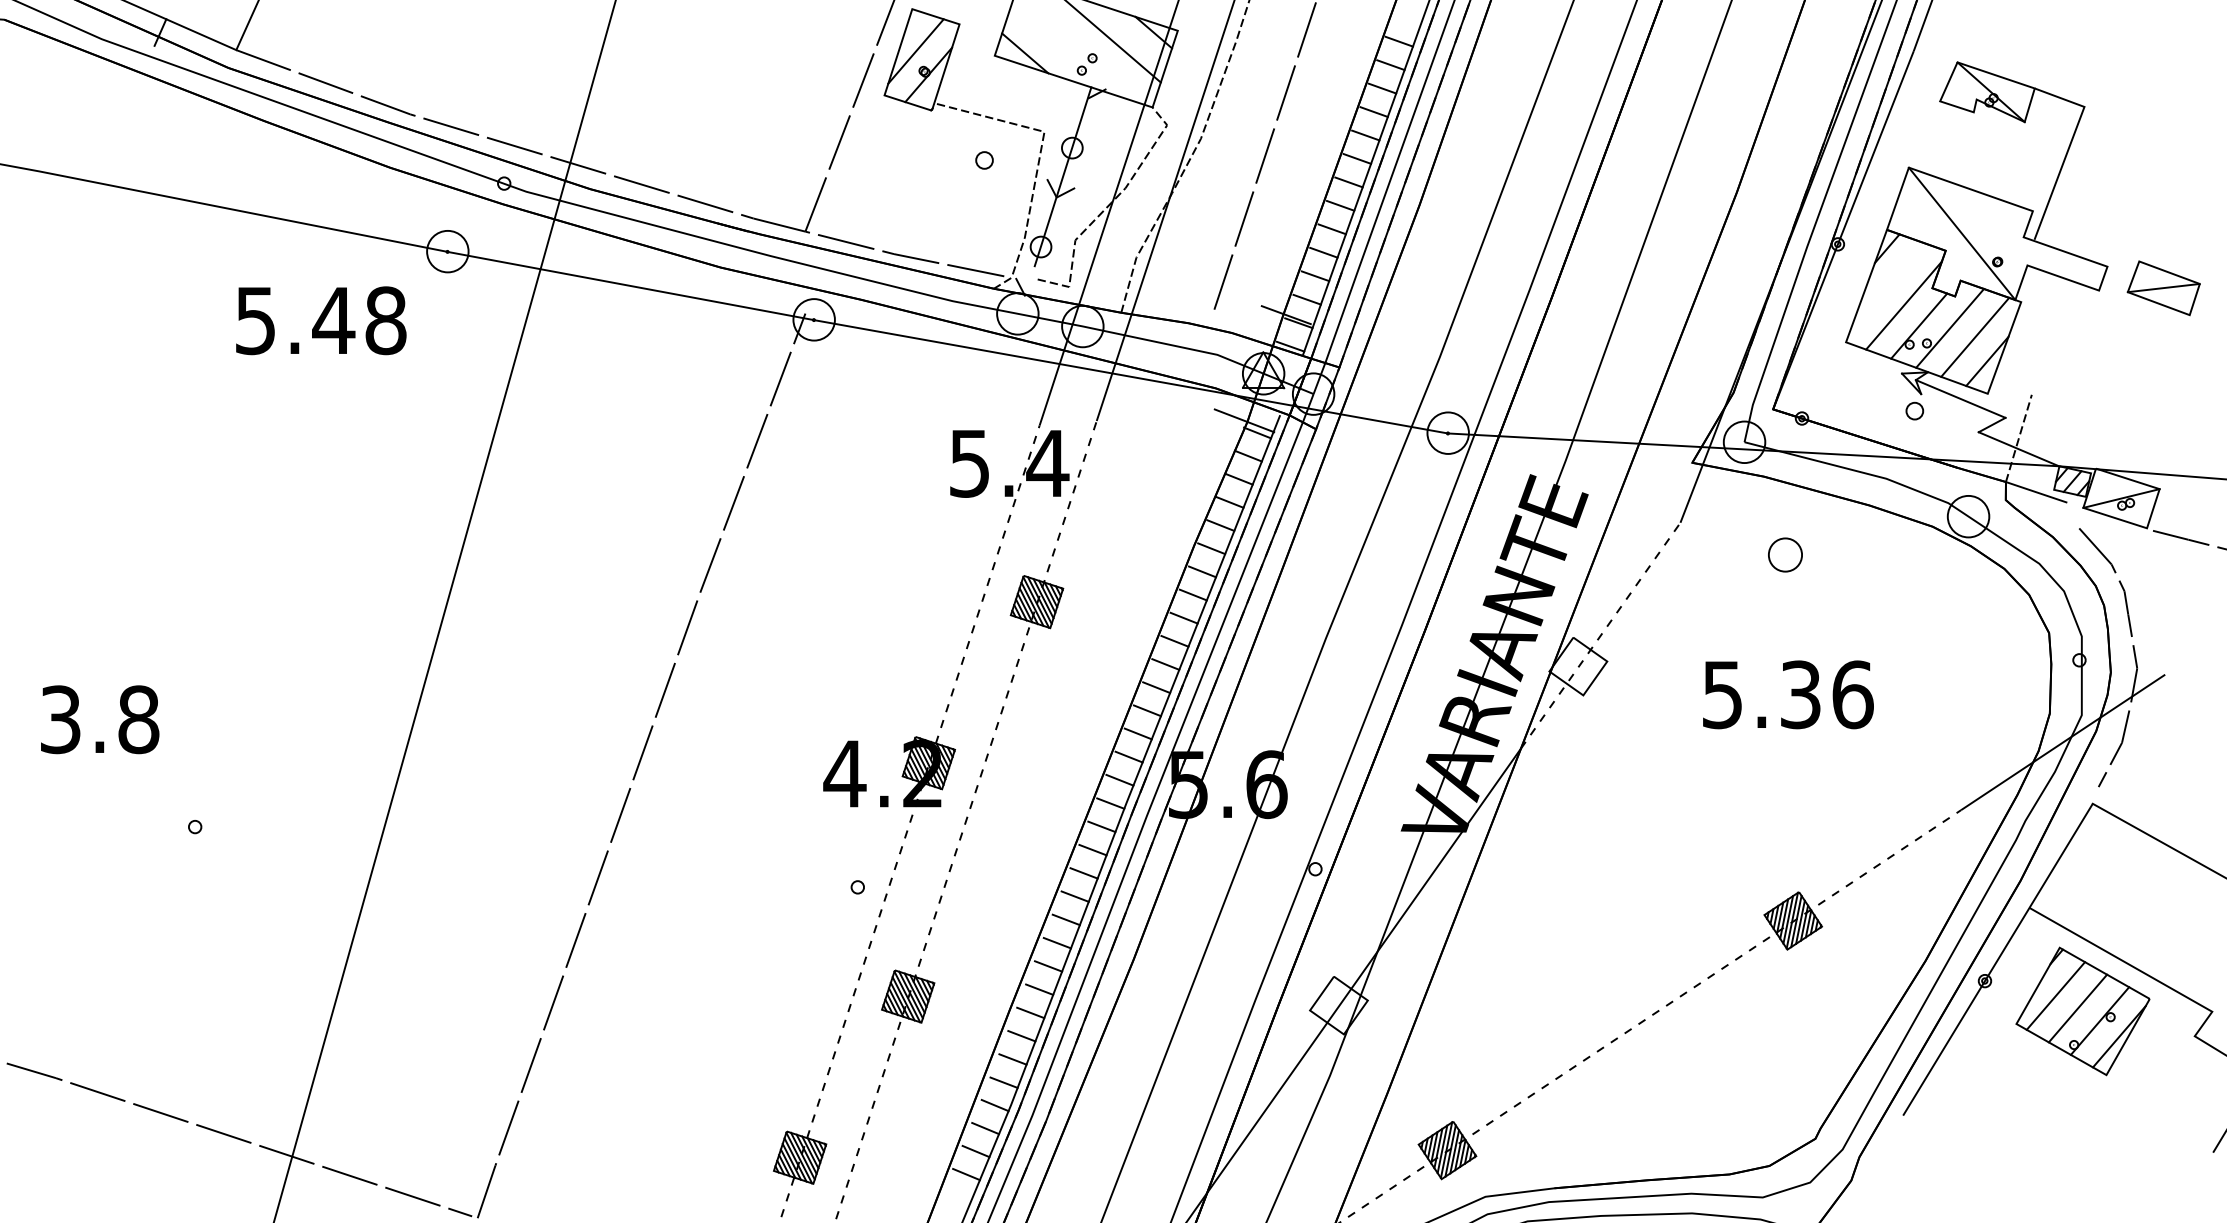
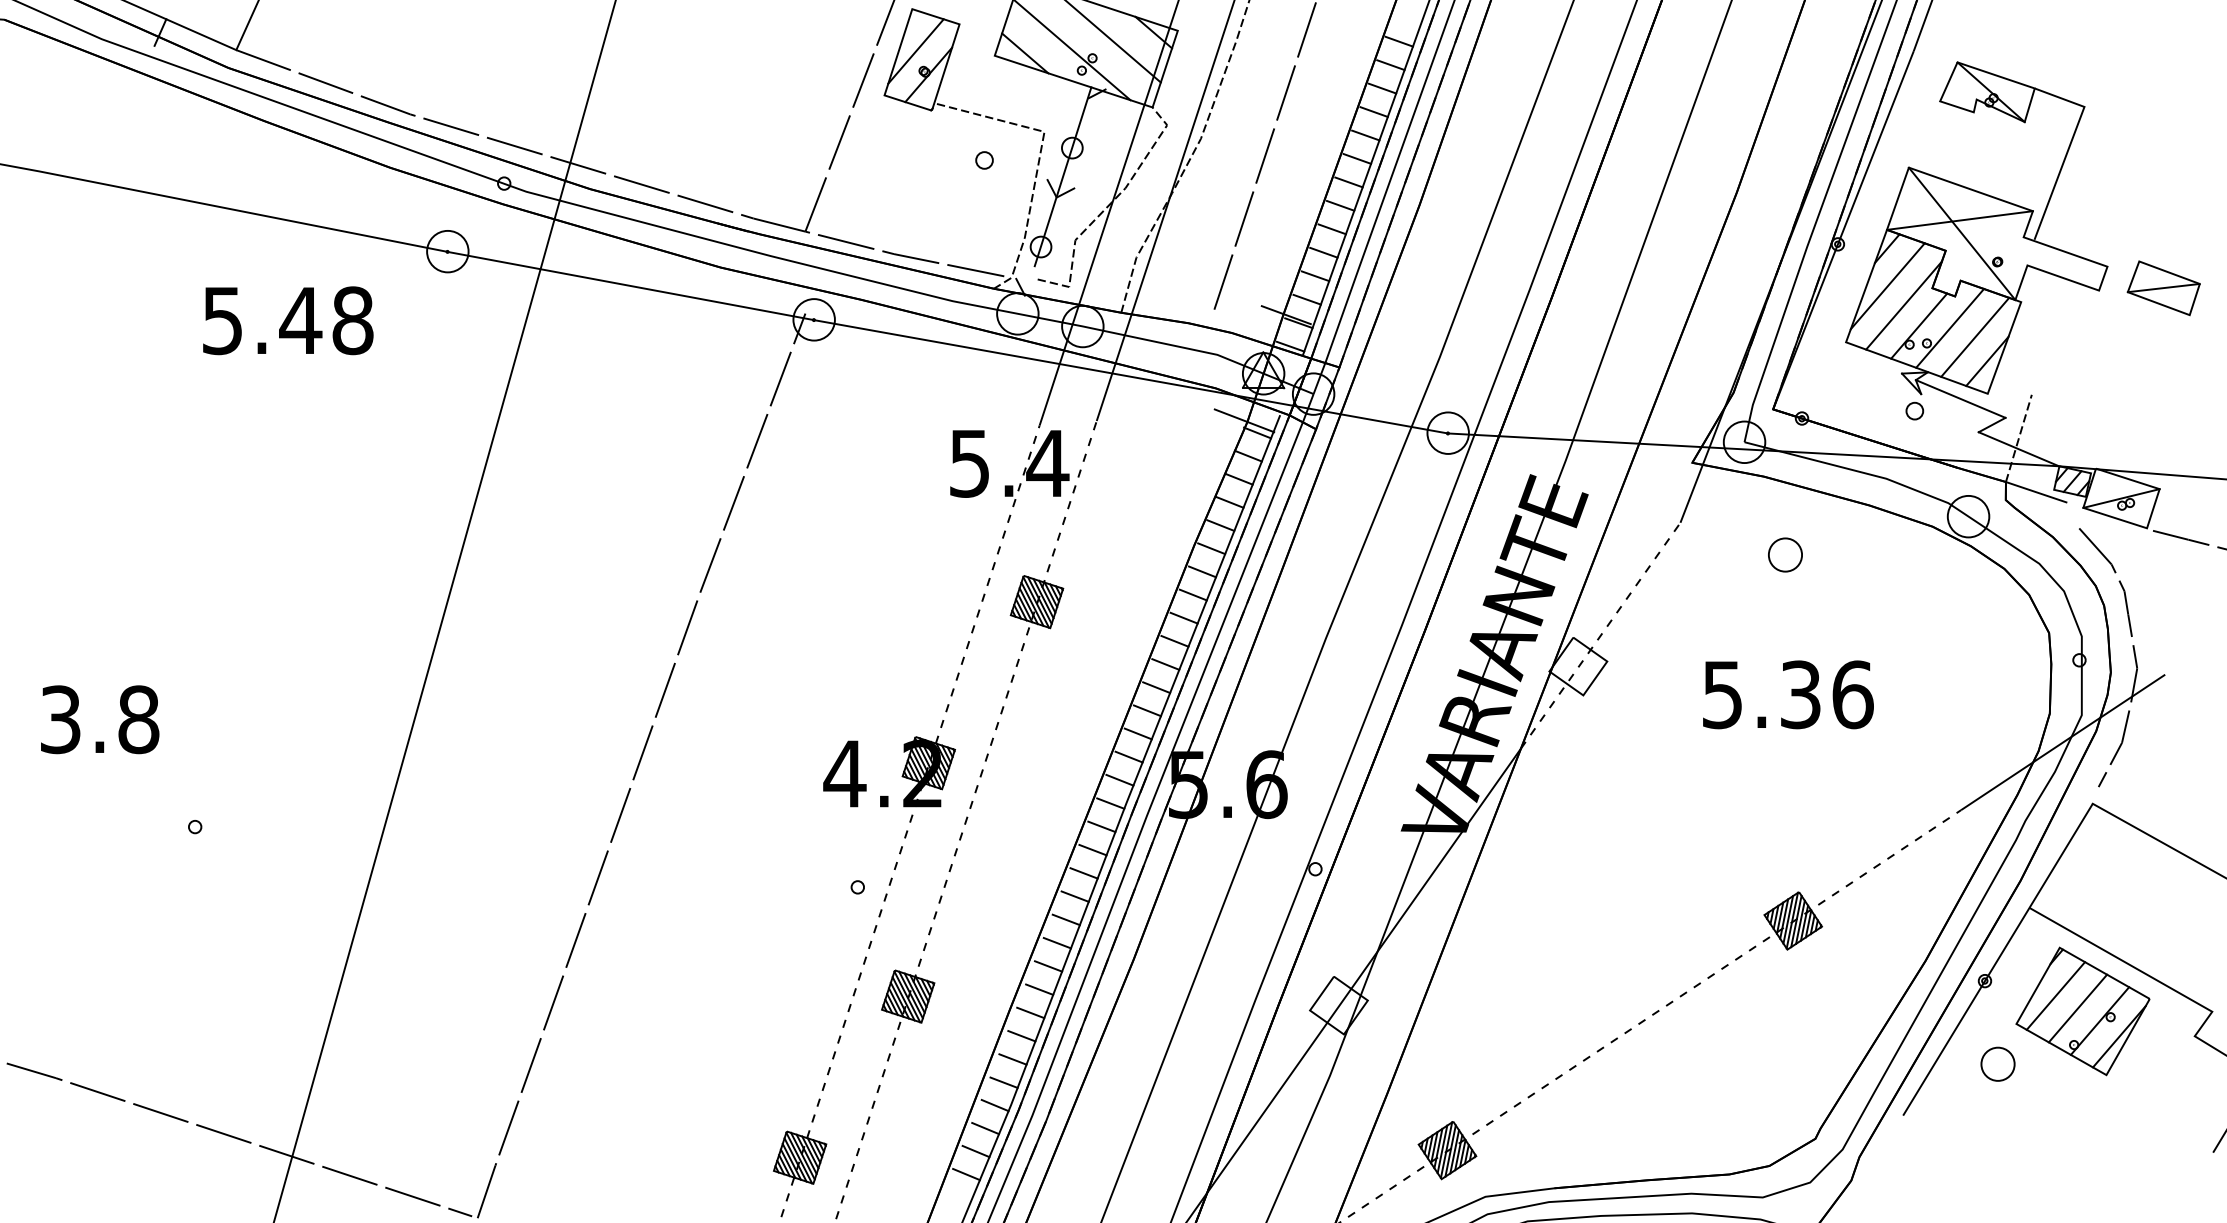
line: none -> present (1073, 51)
line: none -> present (1959, 220)
line: none -> present (1887, 286)
text position: (321, 320) -> (288, 320) (288, 320)
part: none -> present (1997, 1063)
